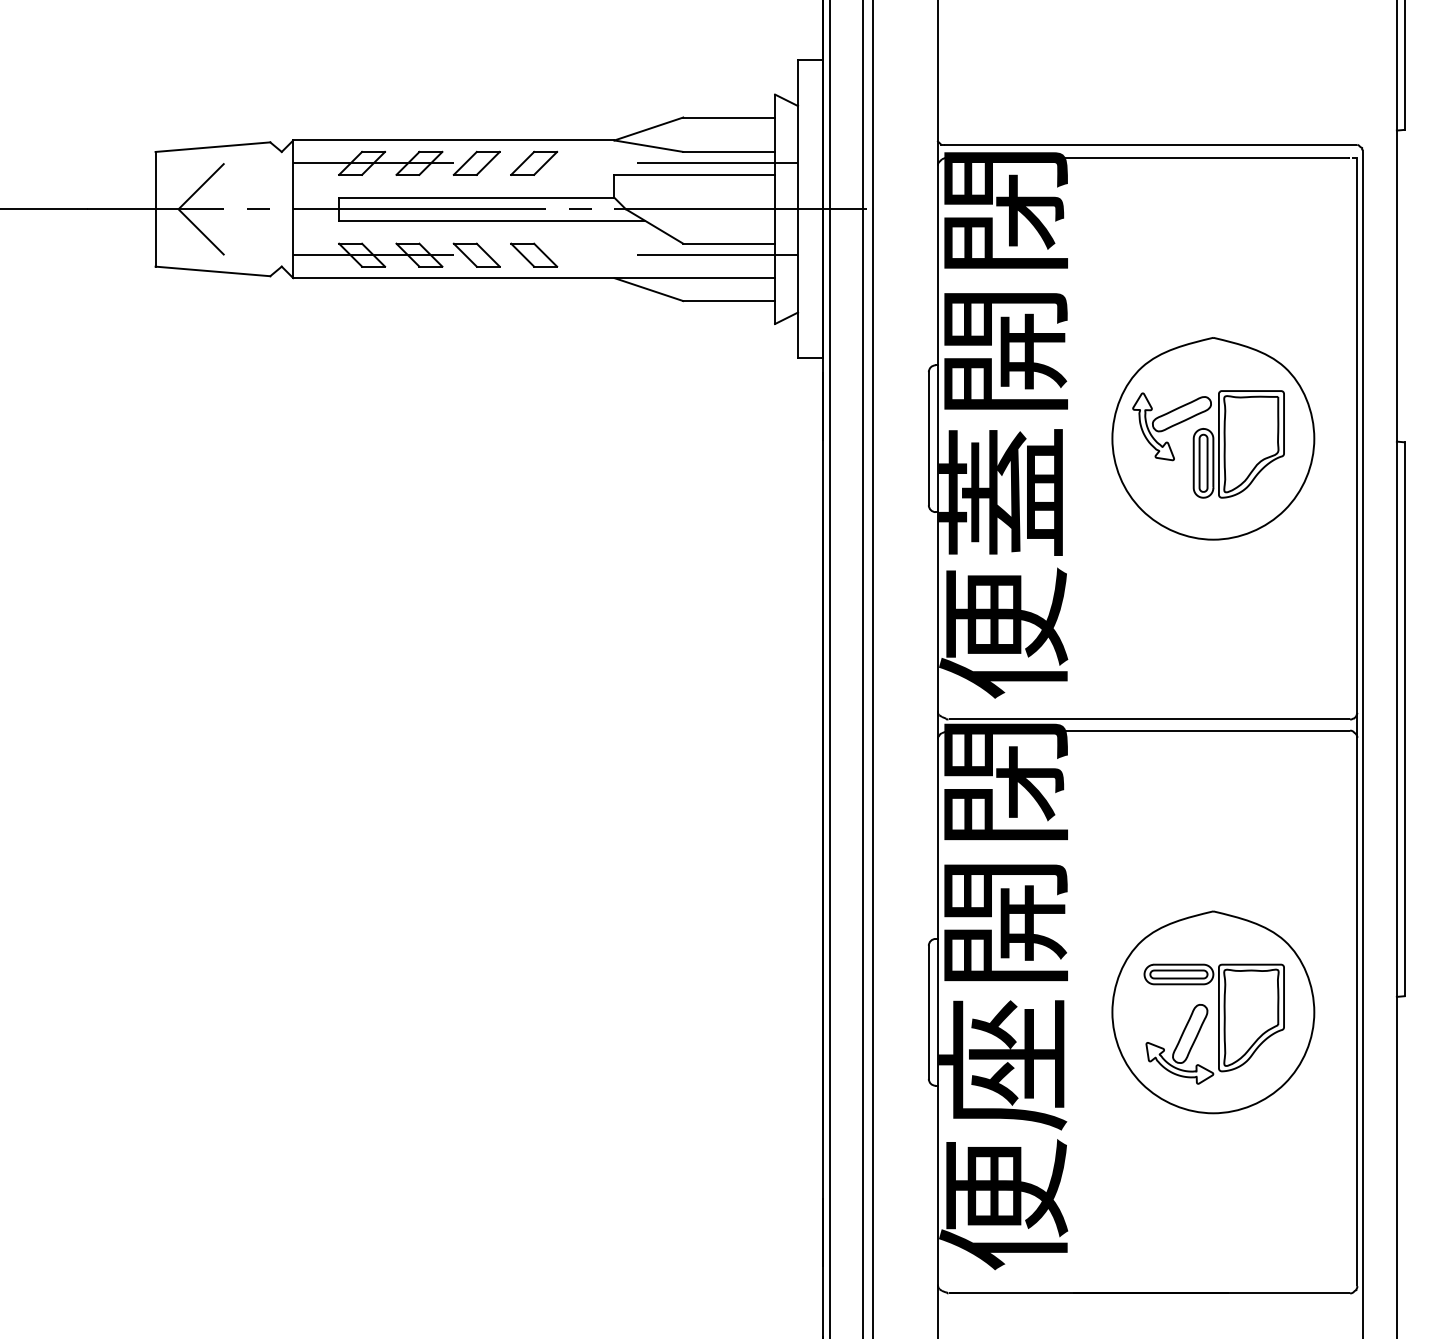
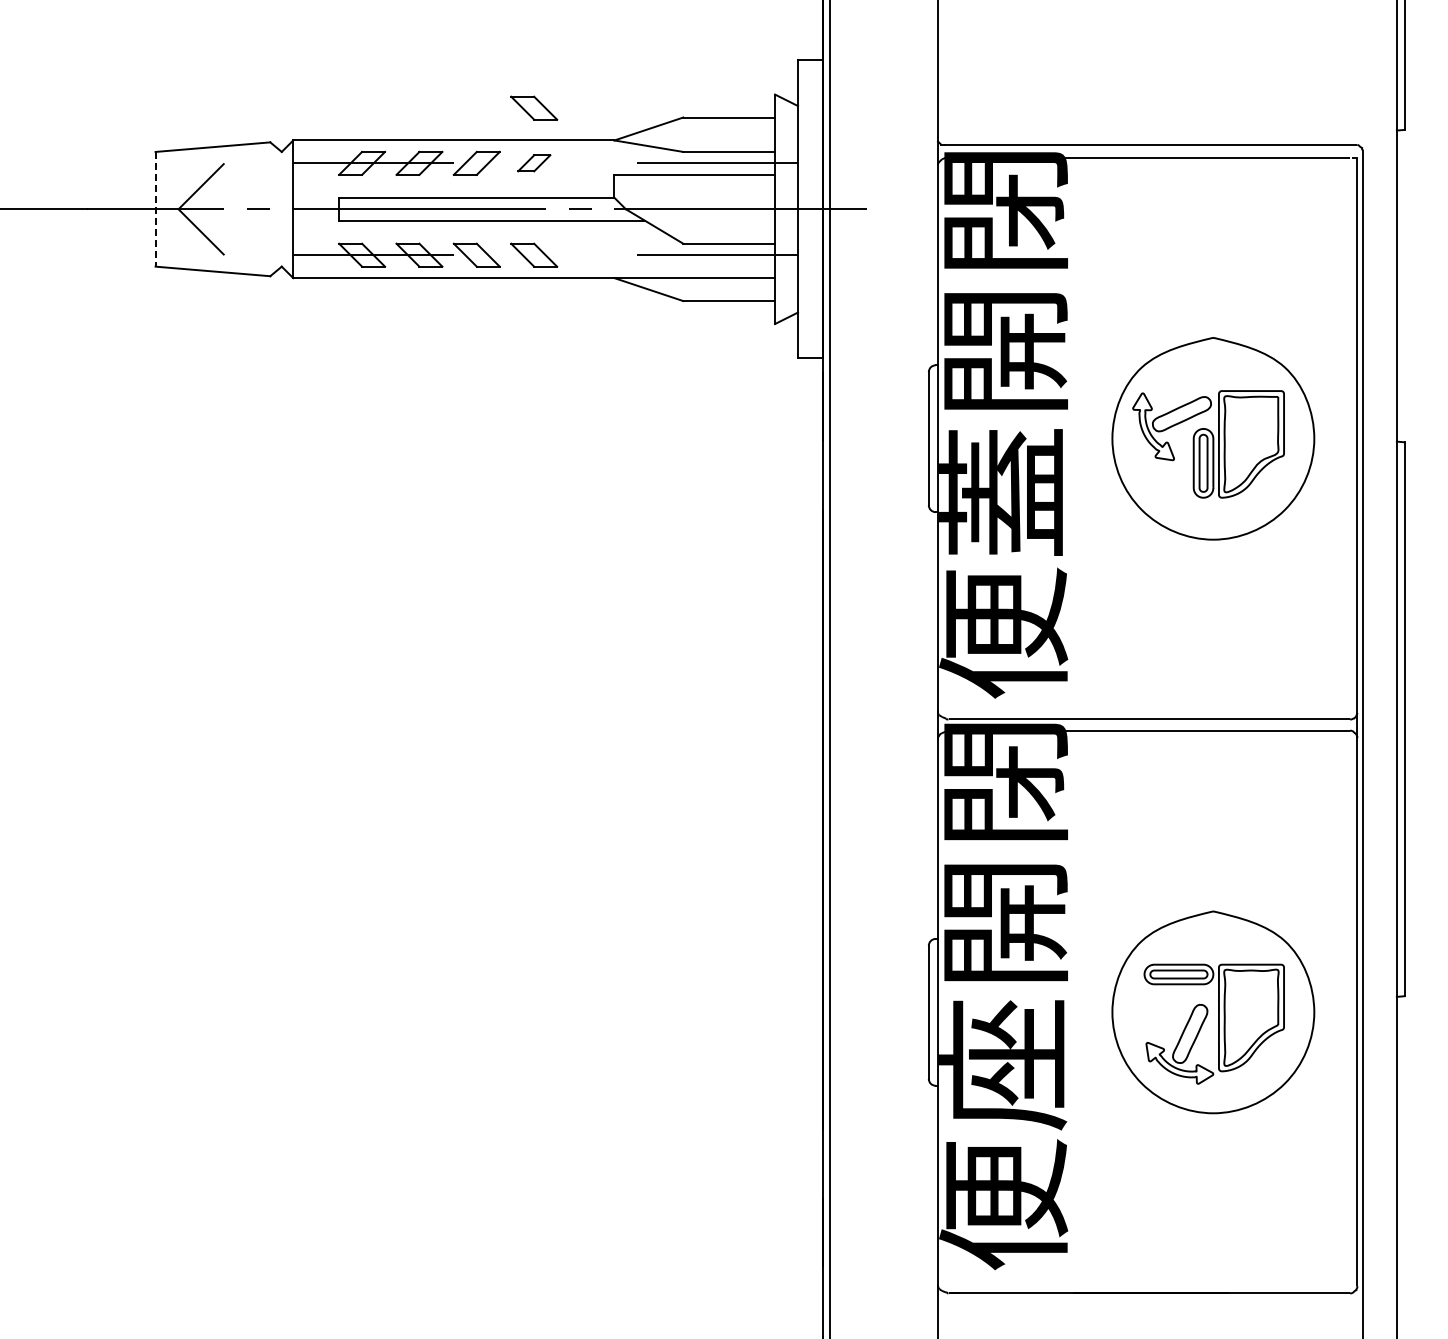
part: none -> present (534, 107)
part size: 49x26 px -> 35x19 px (534, 163)
line: solid -> dashed (155, 209)
line: present -> none (862, 668)
line: present -> none (872, 668)
